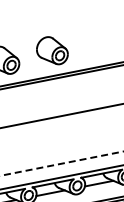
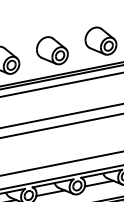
part: none -> present (100, 40)
line: none -> present (61, 84)
line: none -> present (61, 125)
line: dashed -> solid (61, 163)
